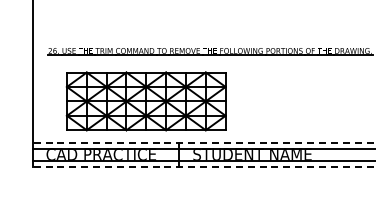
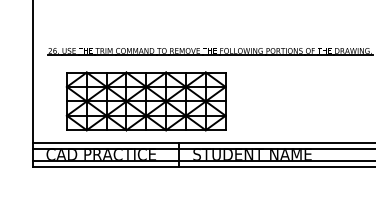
line: dashed -> solid (203, 142)
line: dashed -> solid (203, 167)
